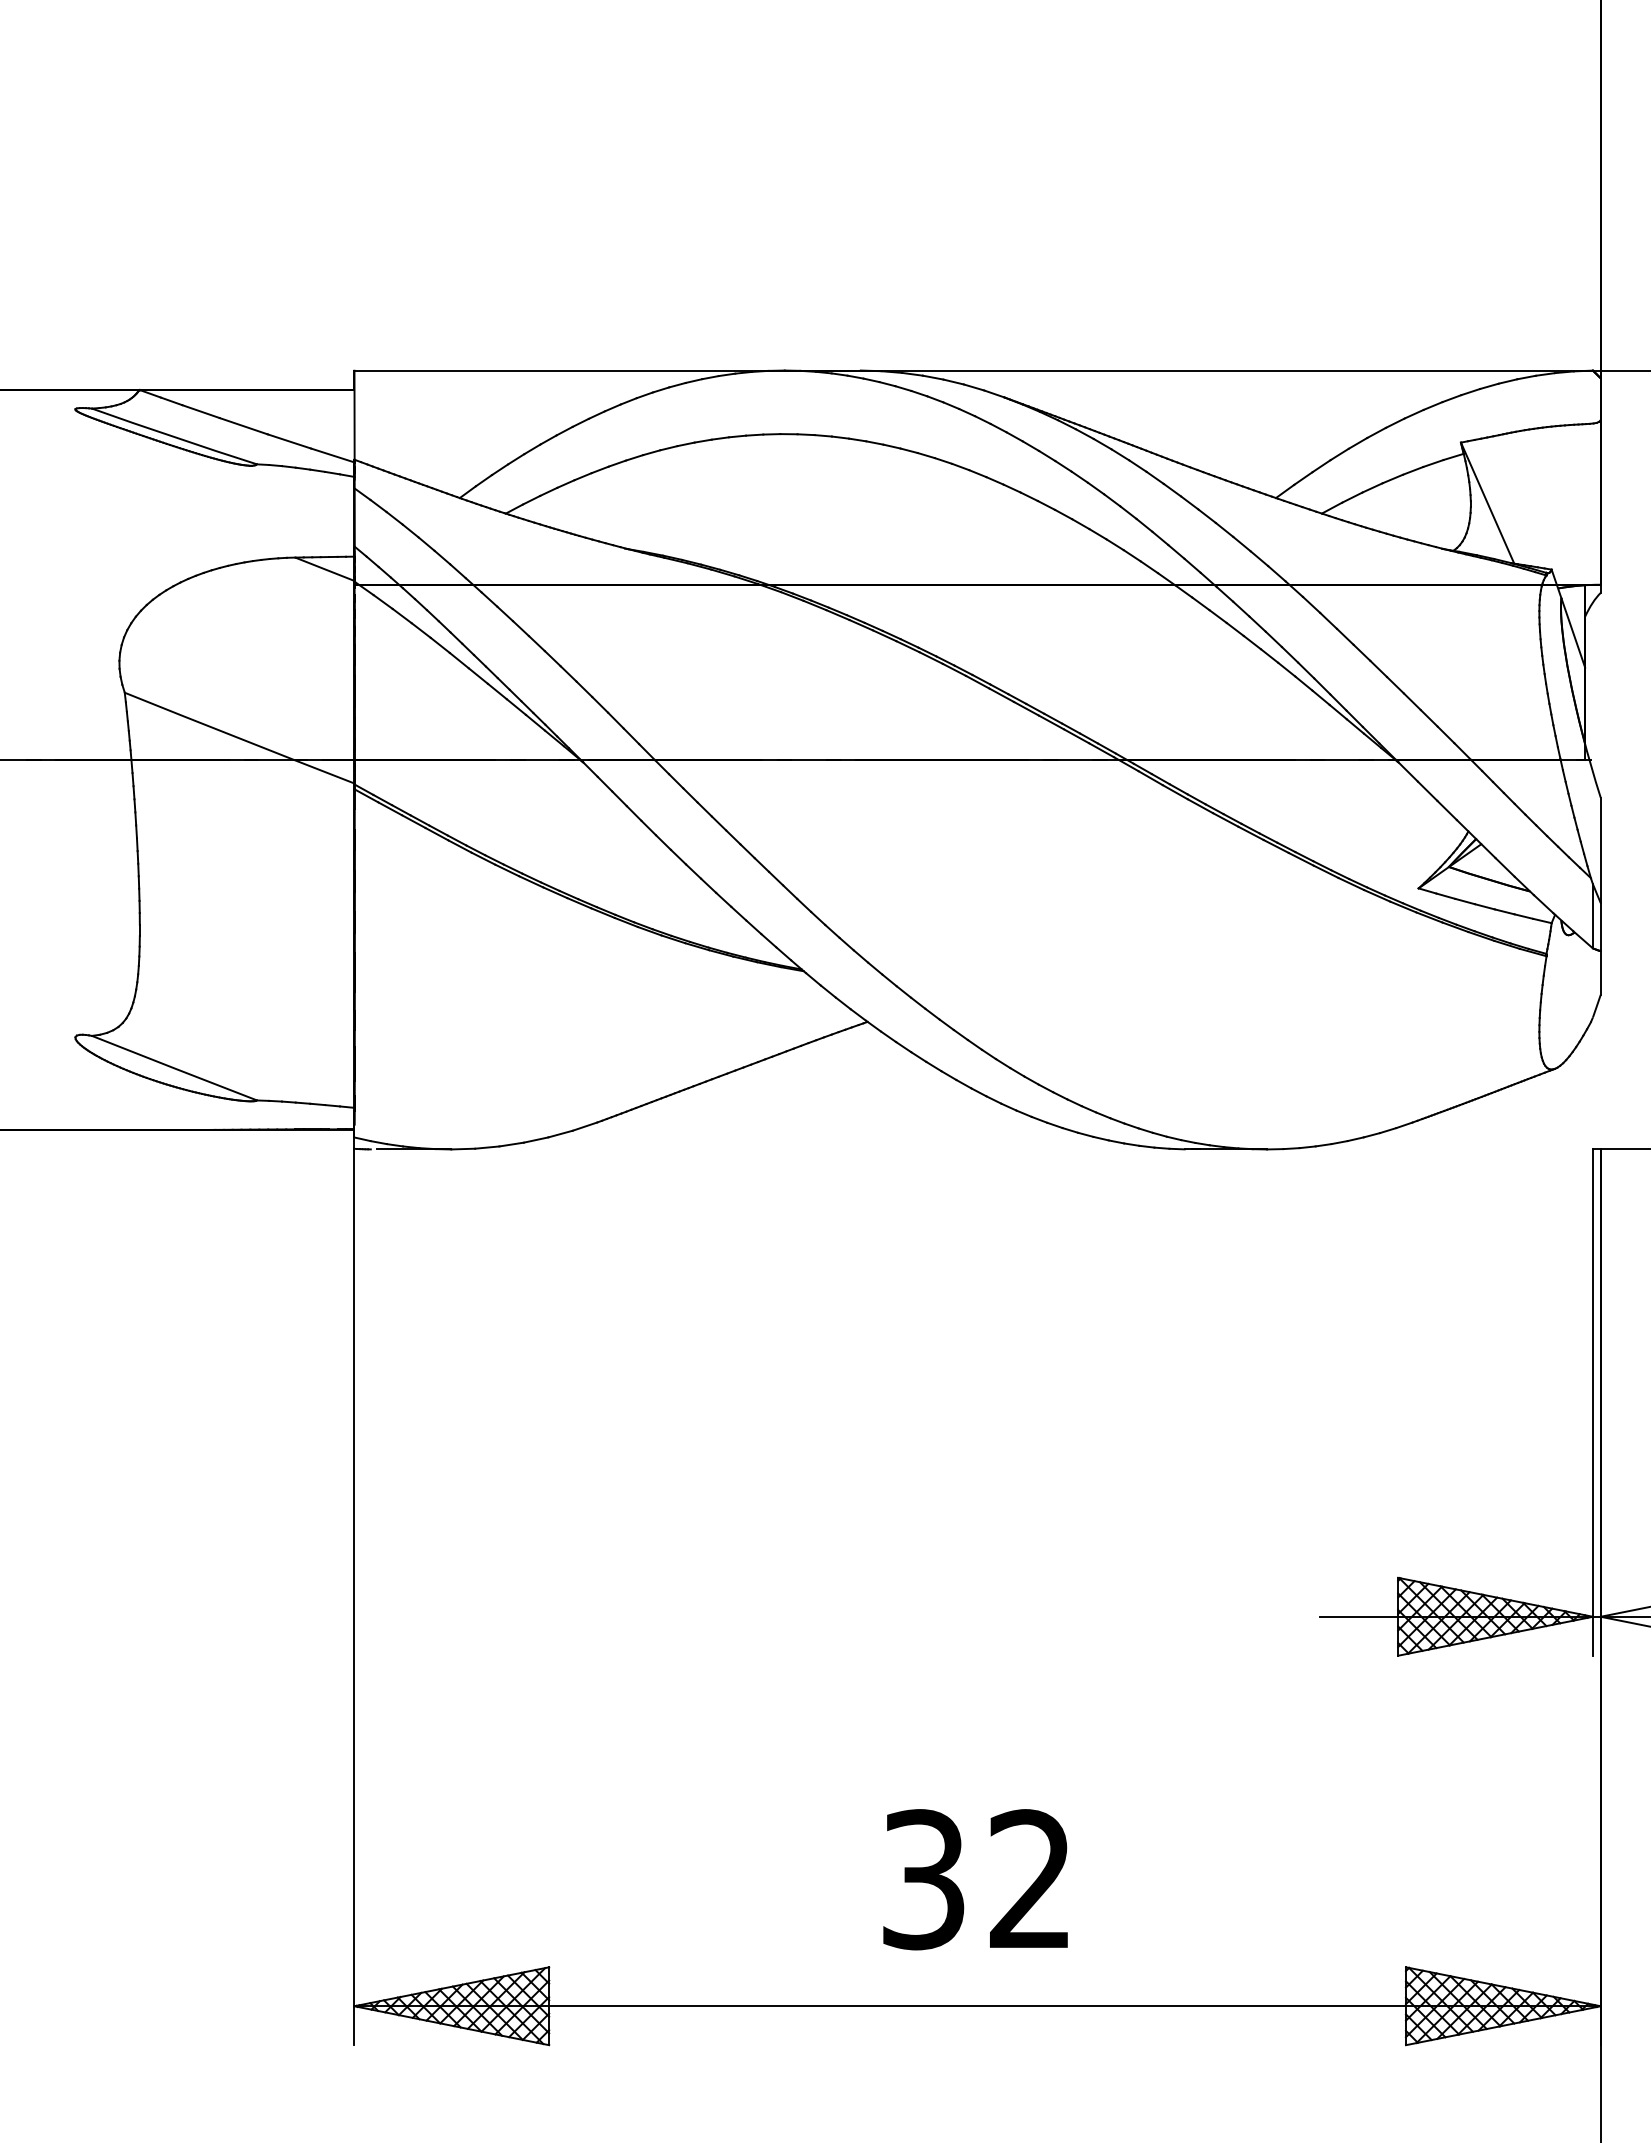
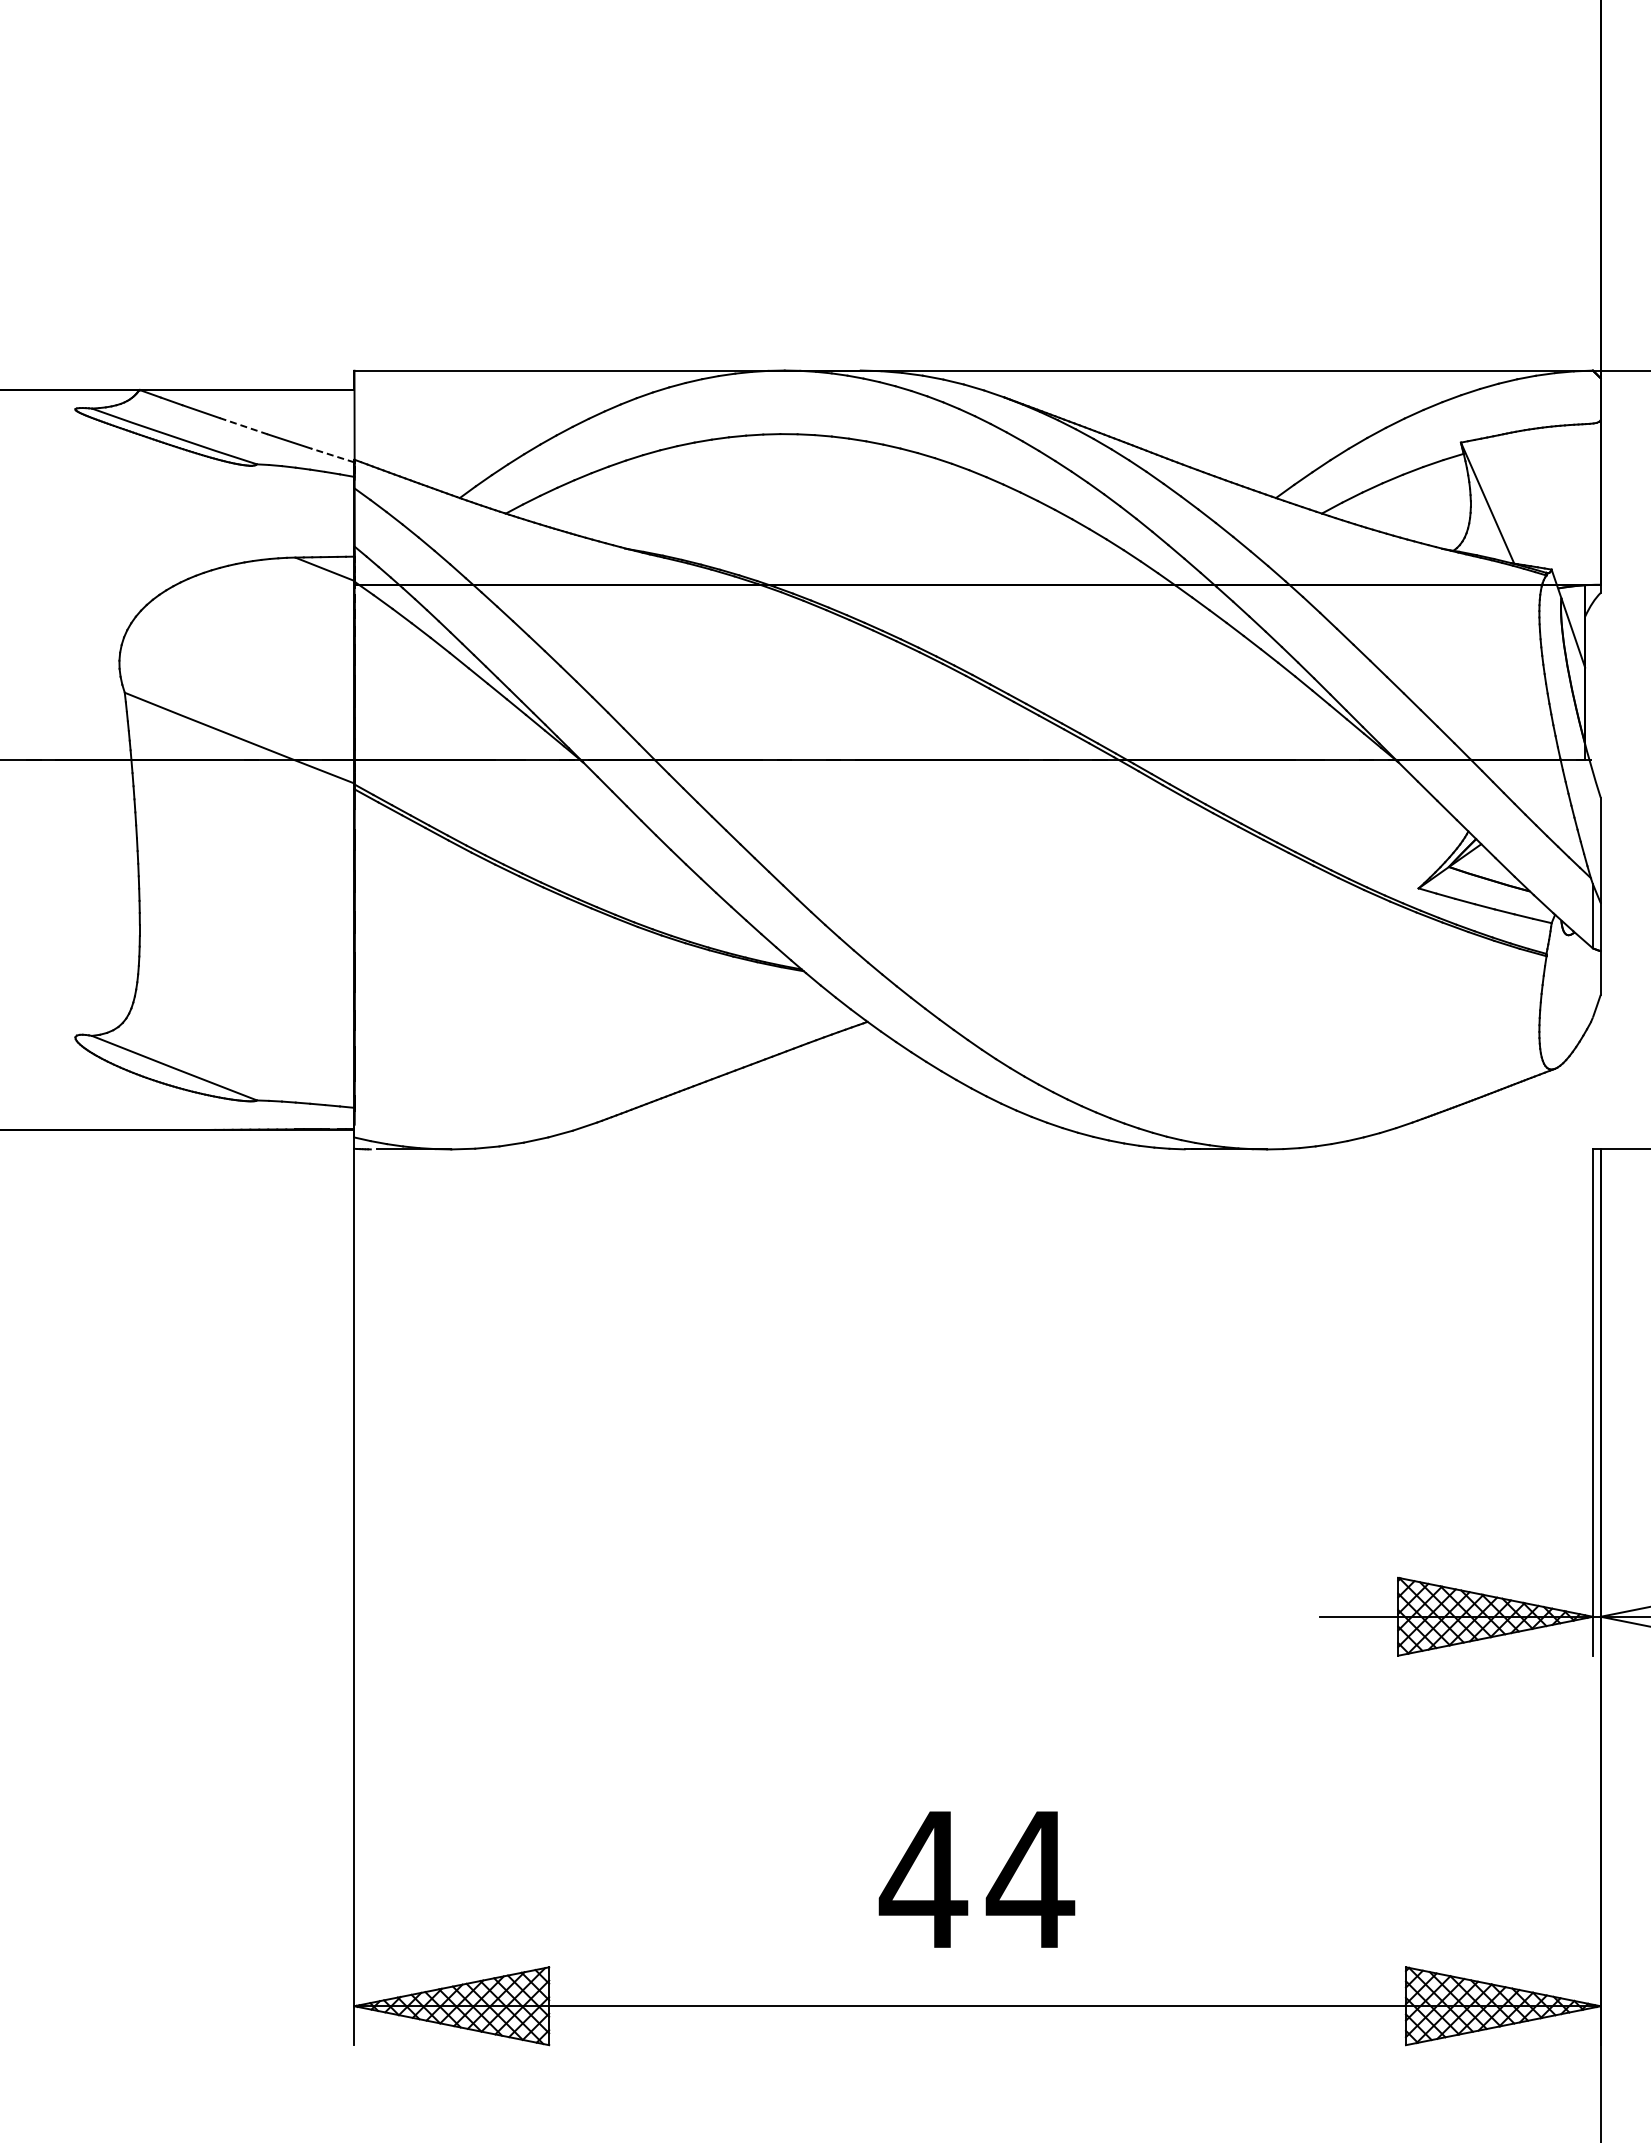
line: solid -> dashed (243, 426)
line: solid -> dashed (332, 455)
text: 32 -> 44 (976, 1879)
